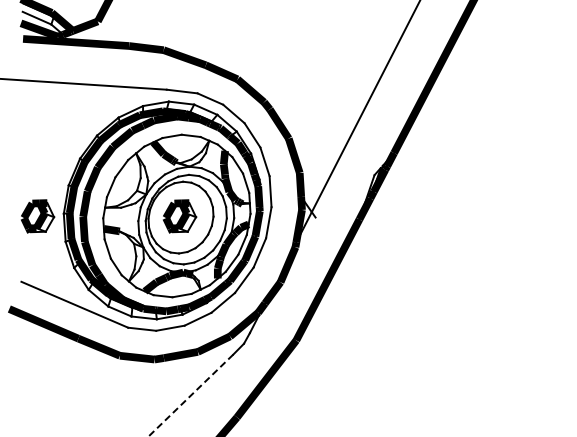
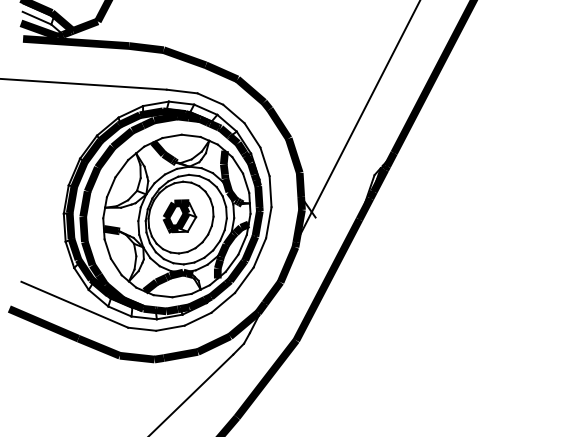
part: present -> none (37, 216)
line: dashed -> solid (190, 395)
